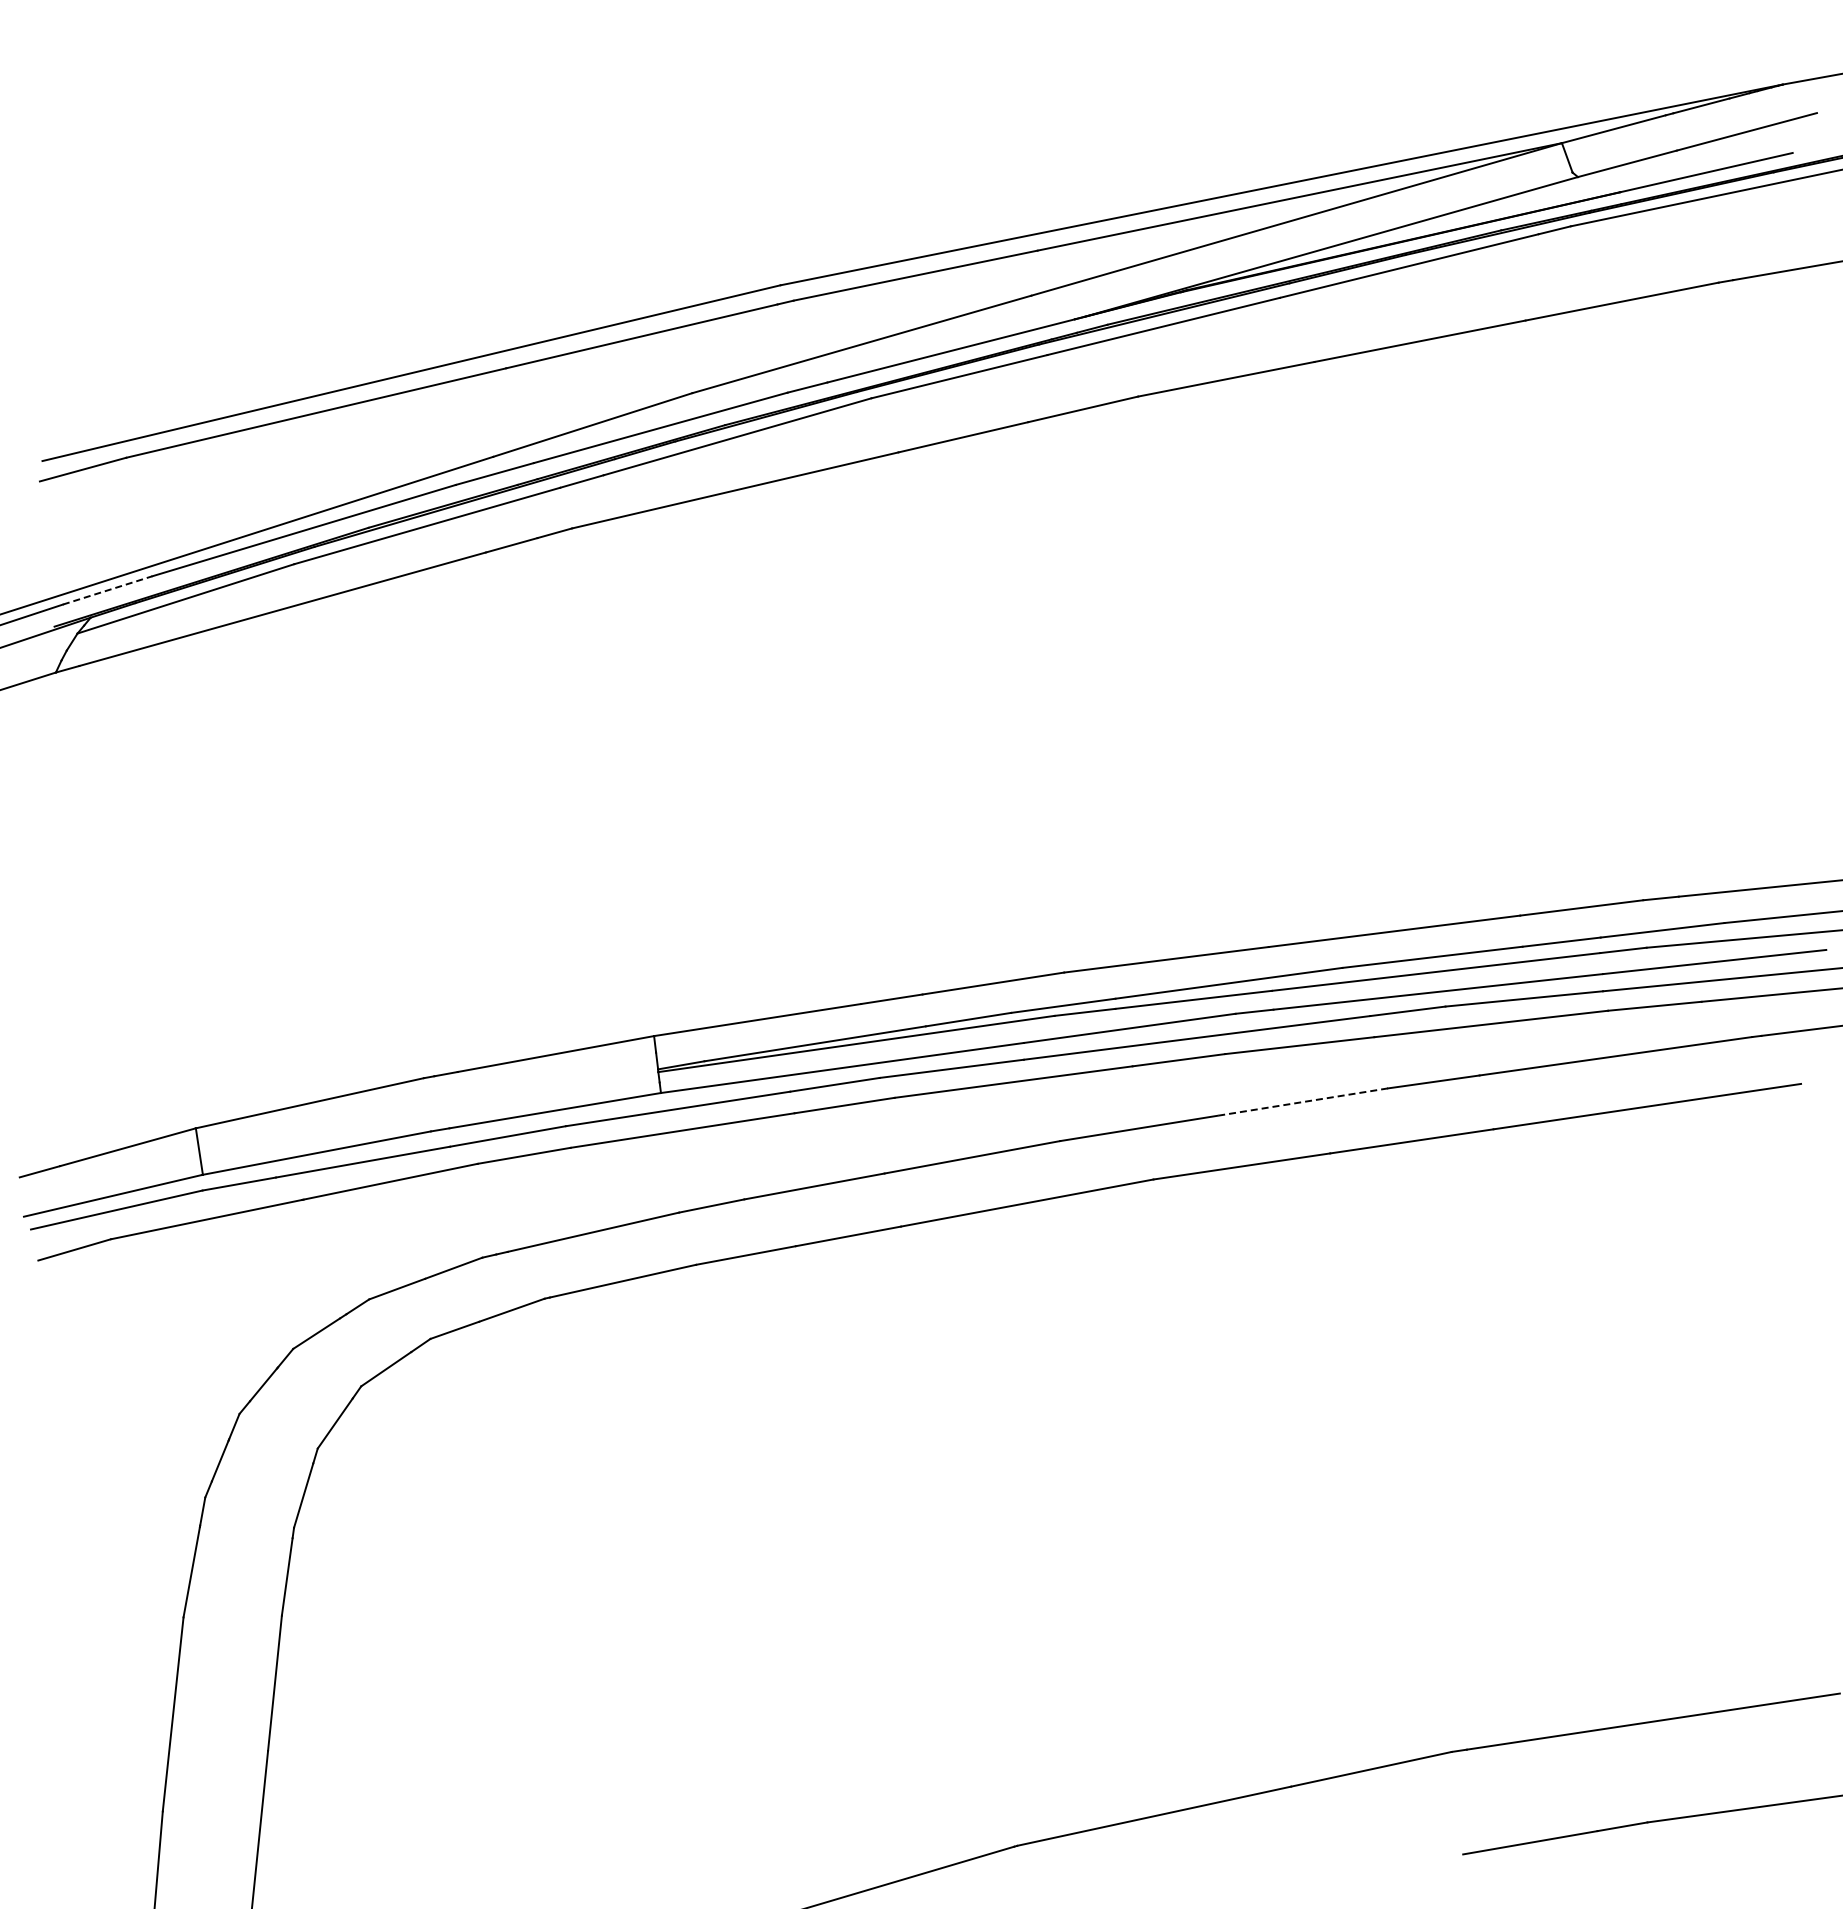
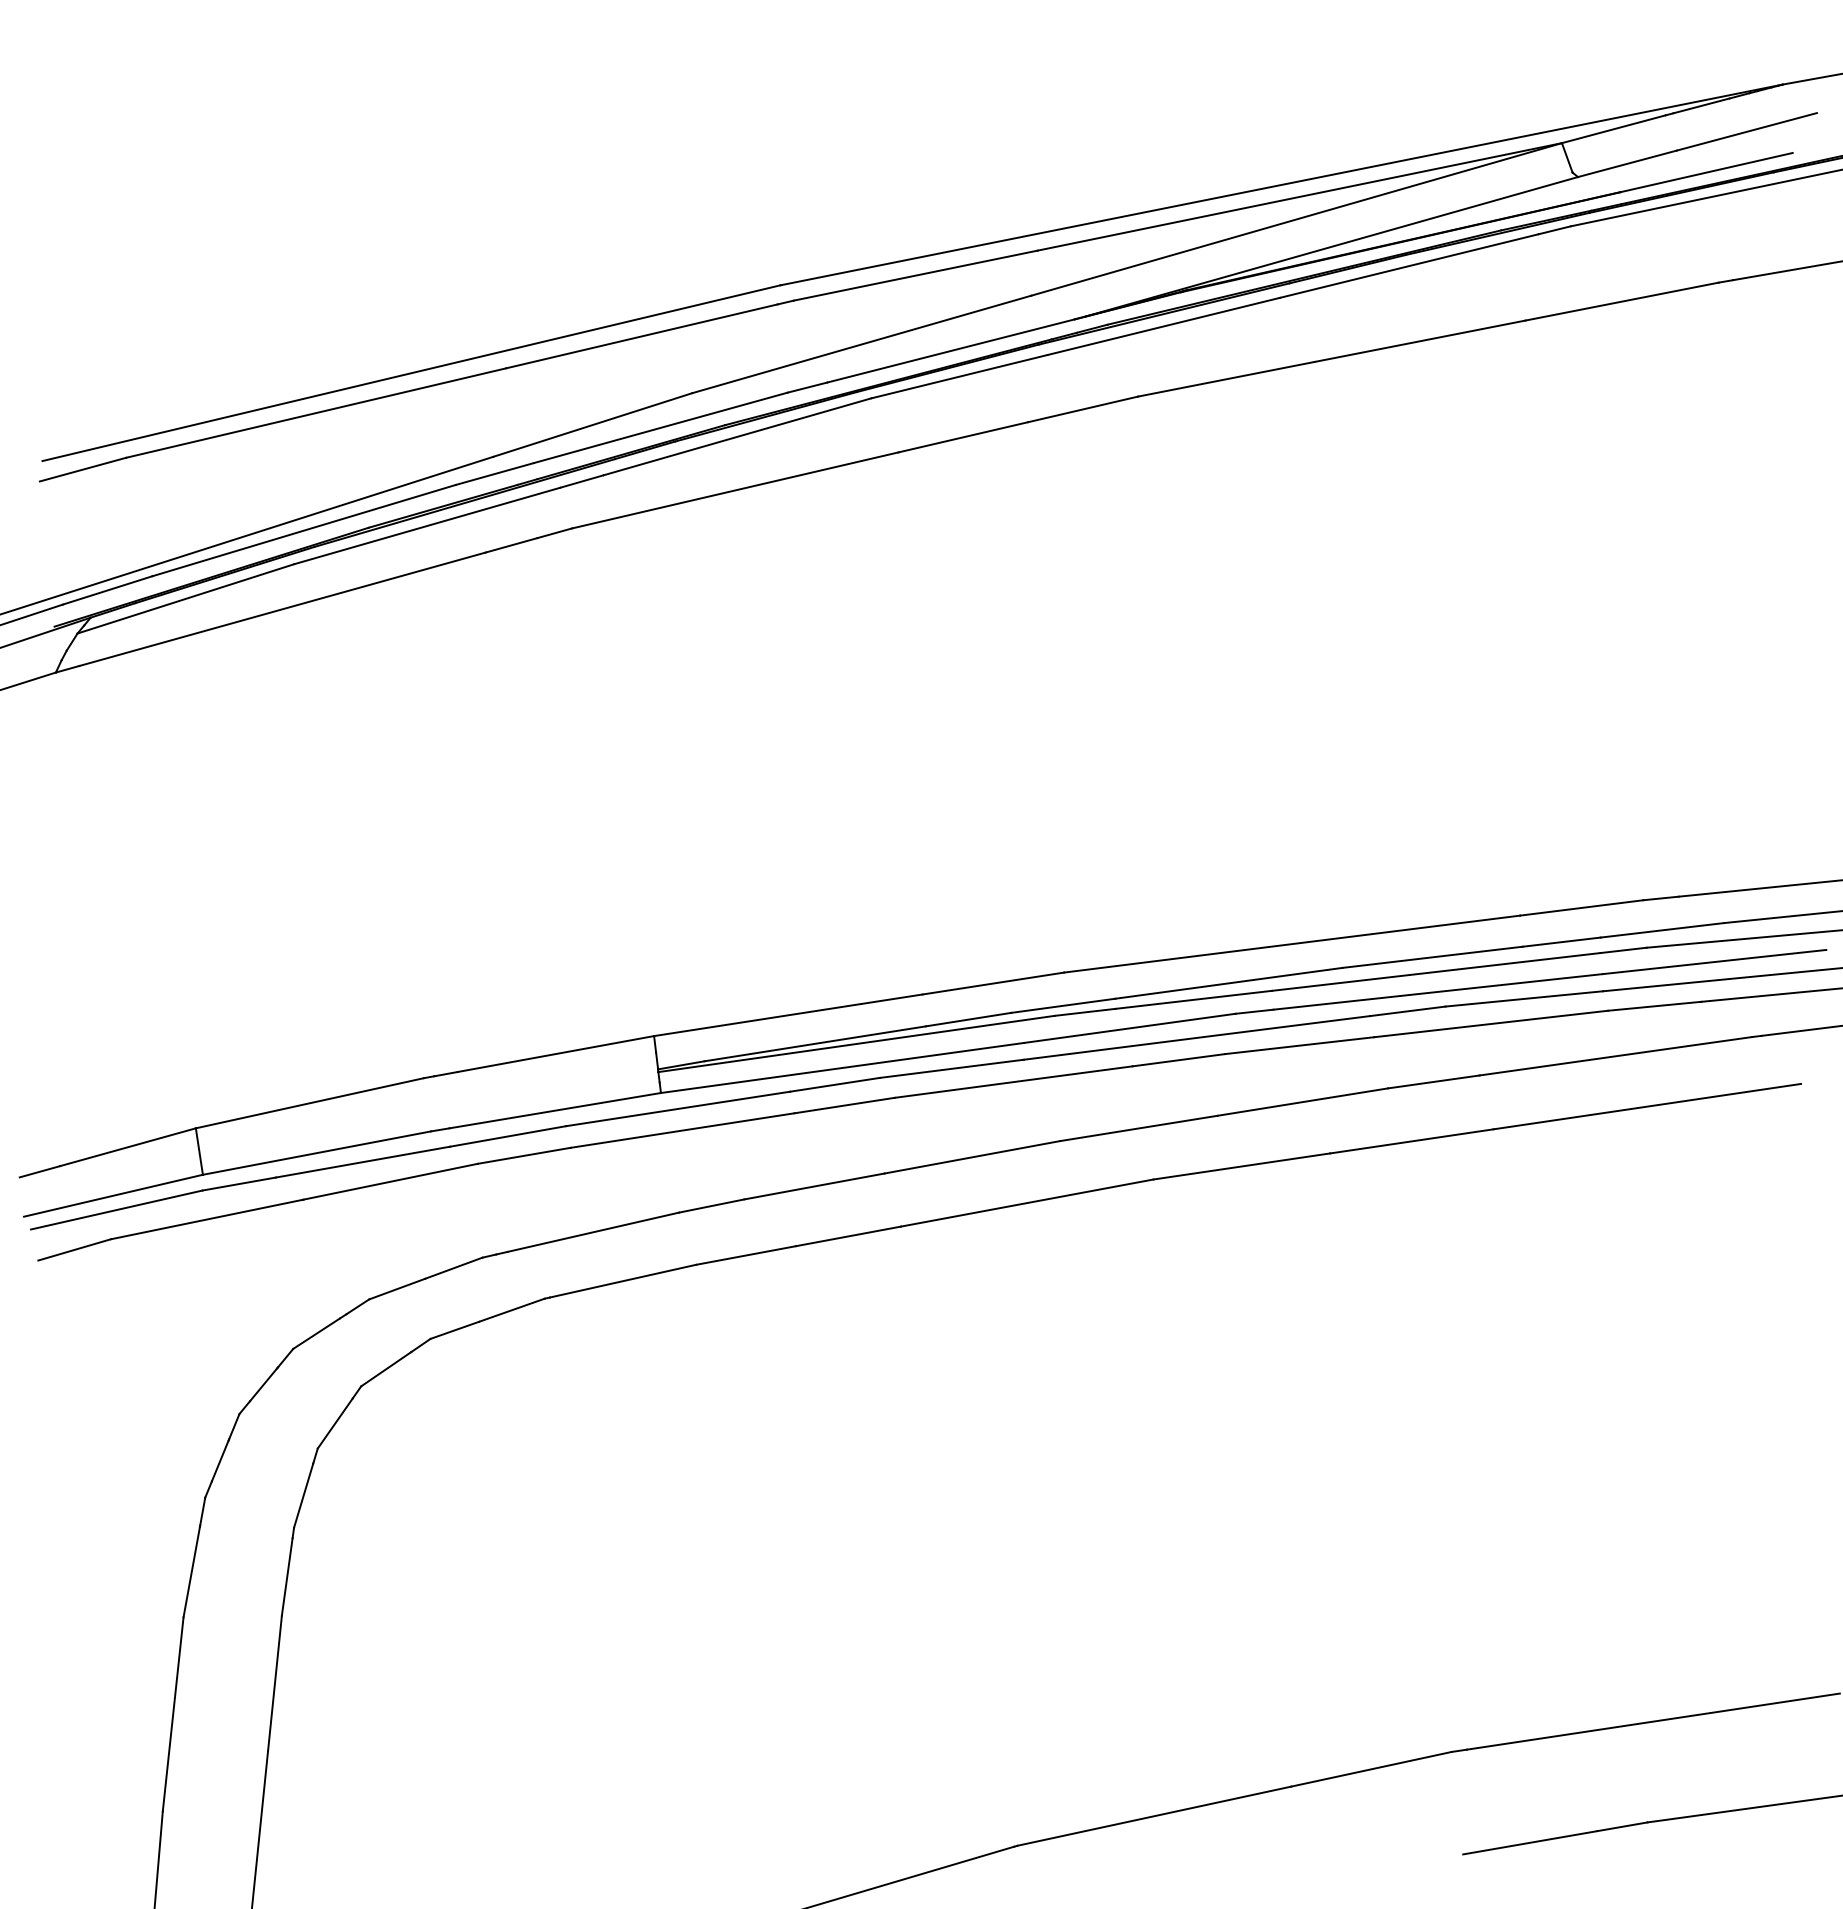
line: dashed -> solid (107, 590)
line: dashed -> solid (1302, 1102)
